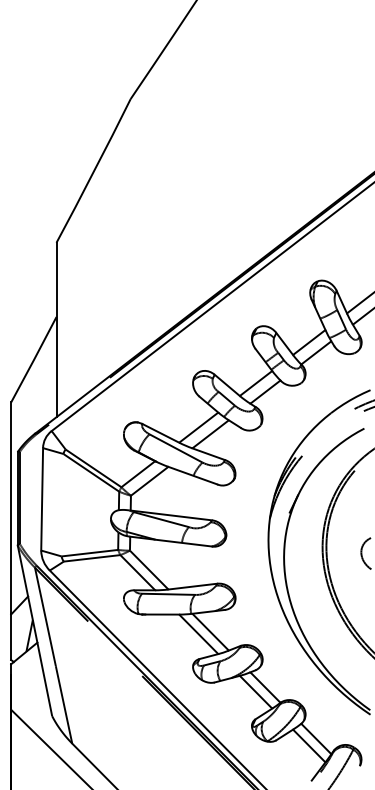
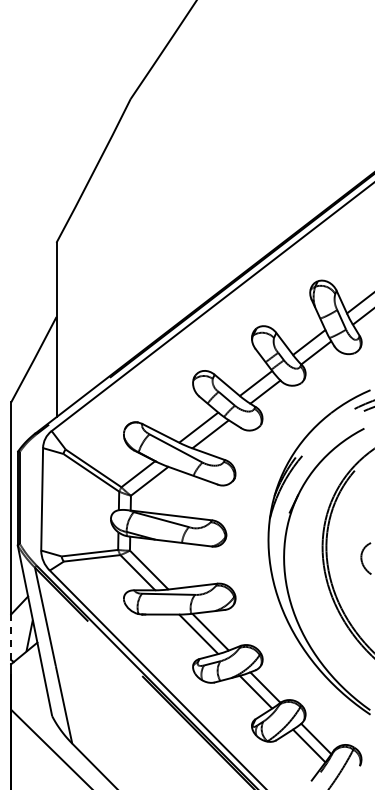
curve position: (362, 553) -> (362, 558) (362, 558)
line: solid -> dashed (11, 637)
